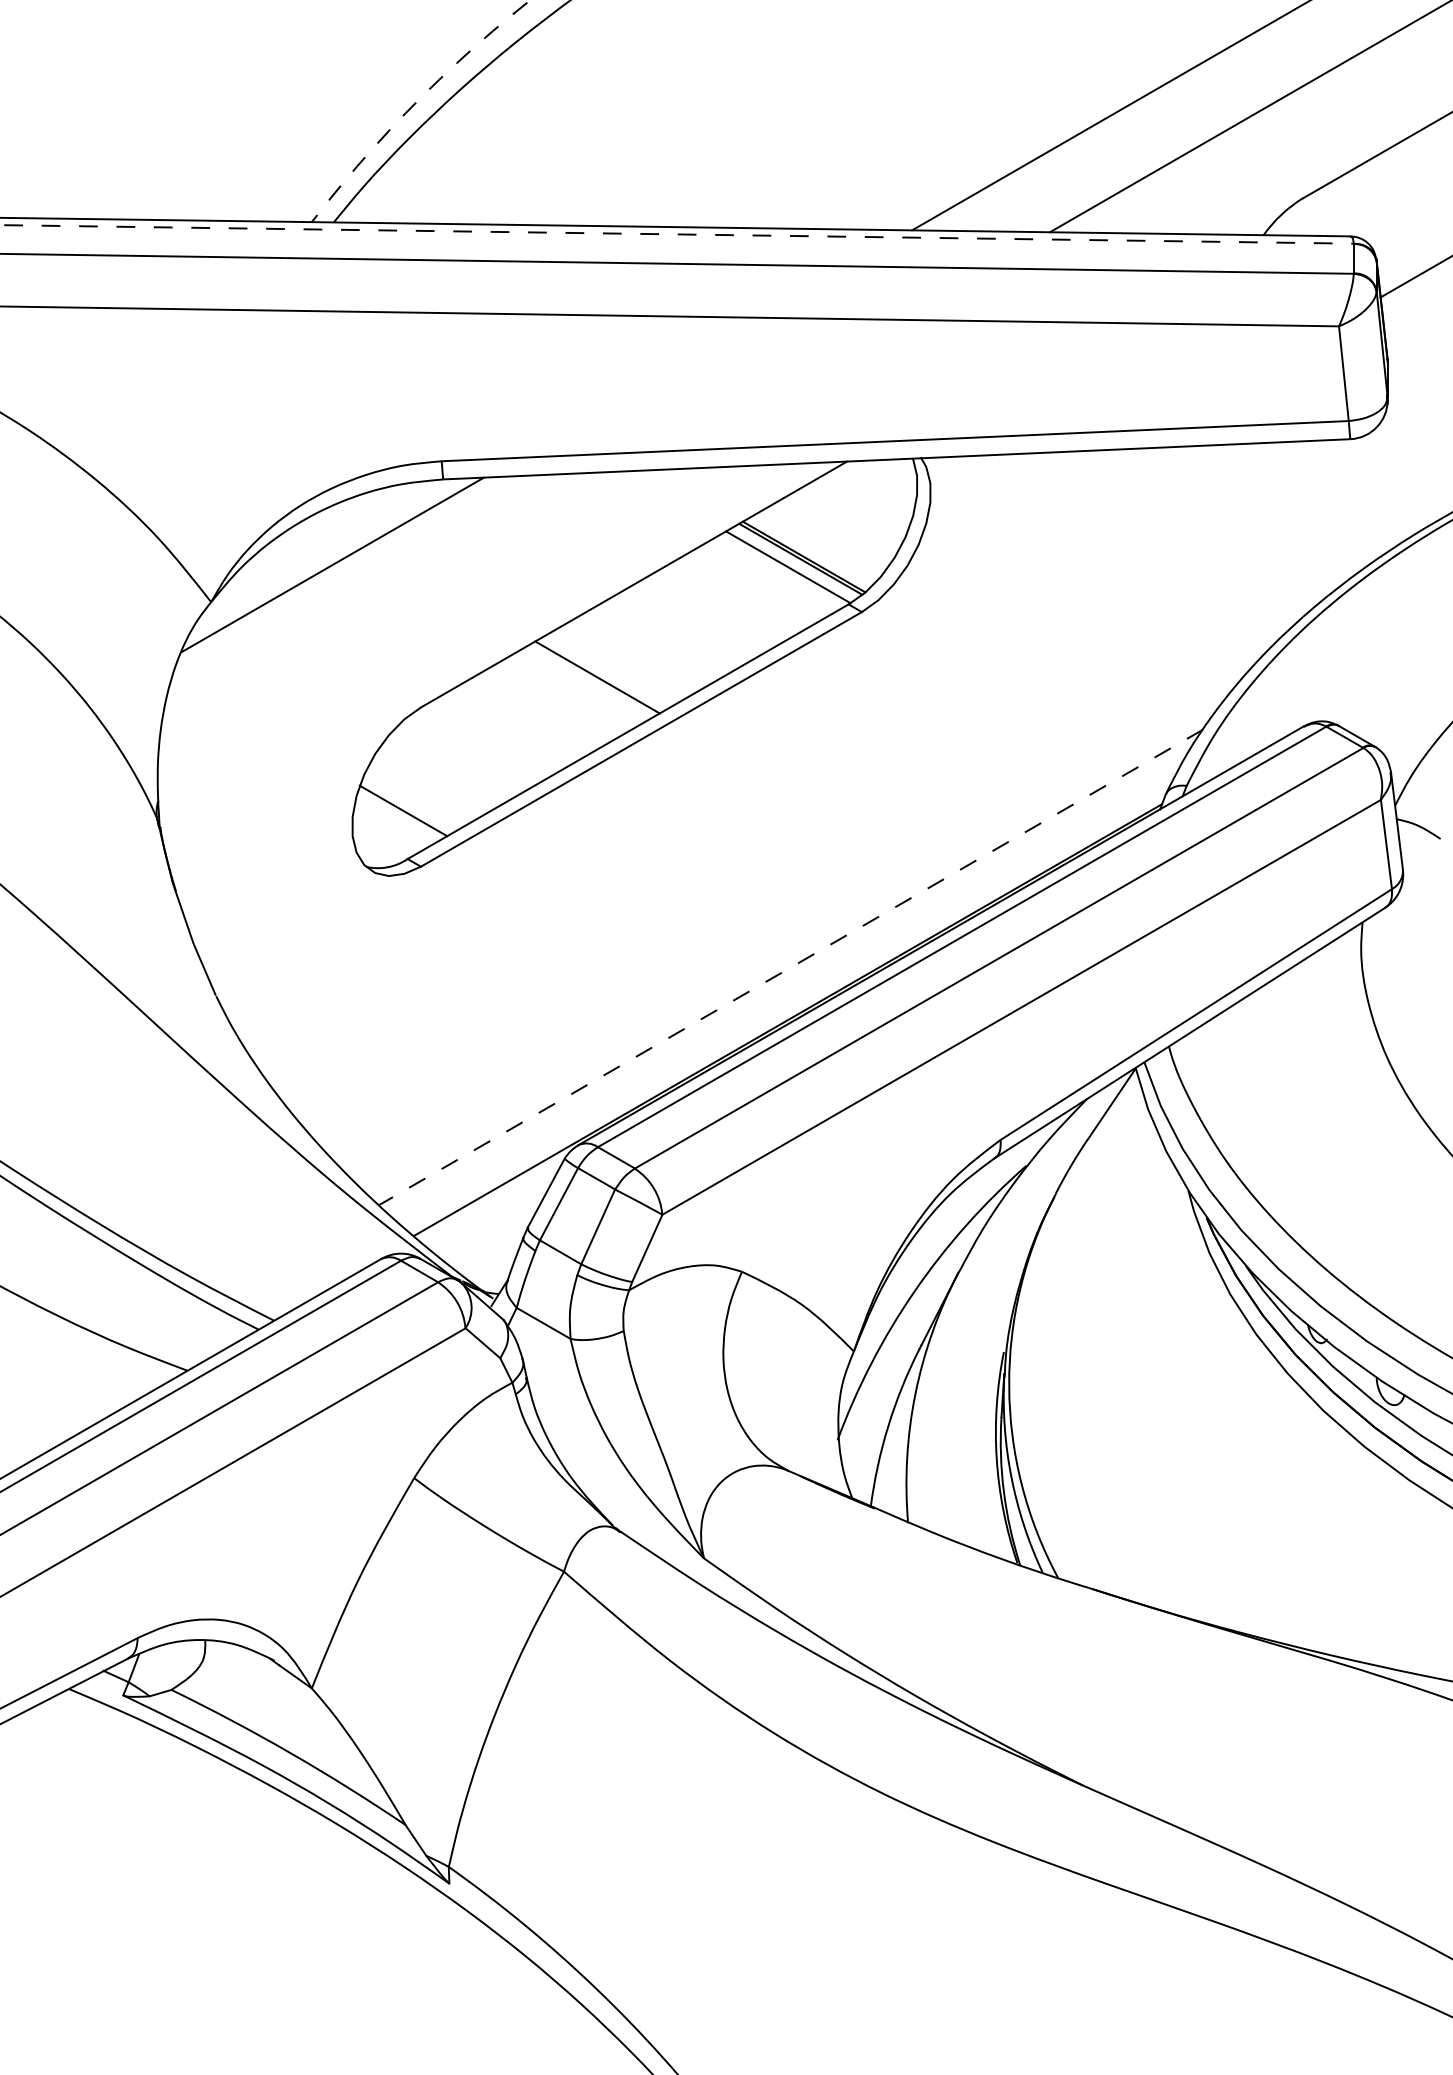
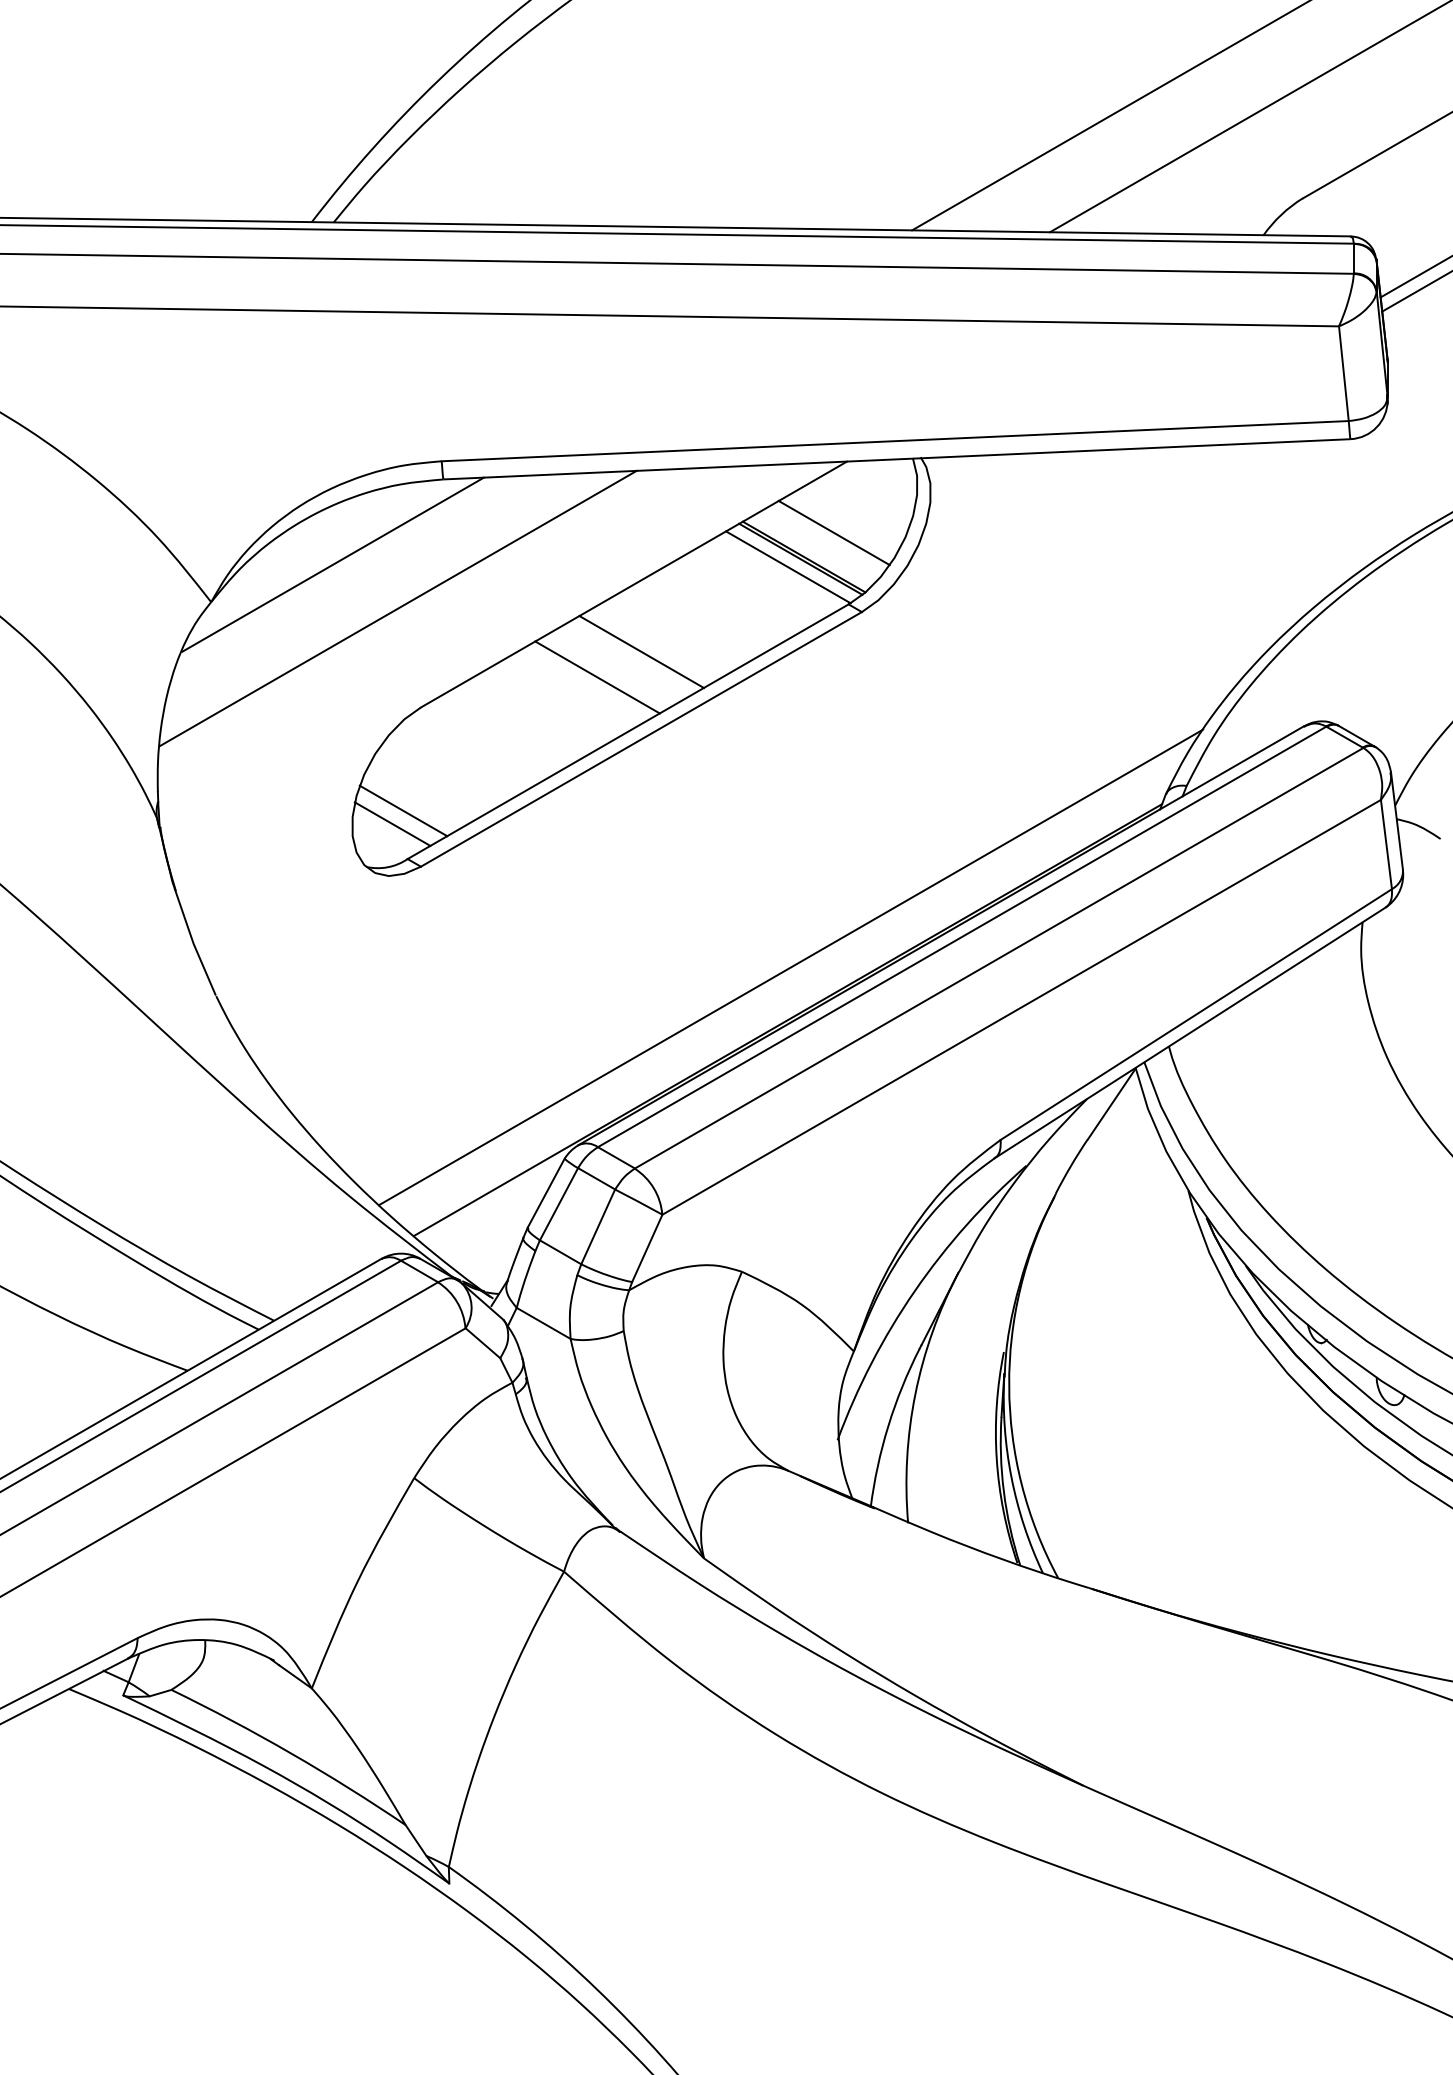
arc: dashed -> solid (414, 104)
line: dashed -> solid (676, 234)
line: none -> present (1415, 291)
line: none -> present (833, 532)
line: none -> present (397, 608)
line: none -> present (641, 652)
line: none -> present (392, 823)
line: dashed -> solid (791, 967)
